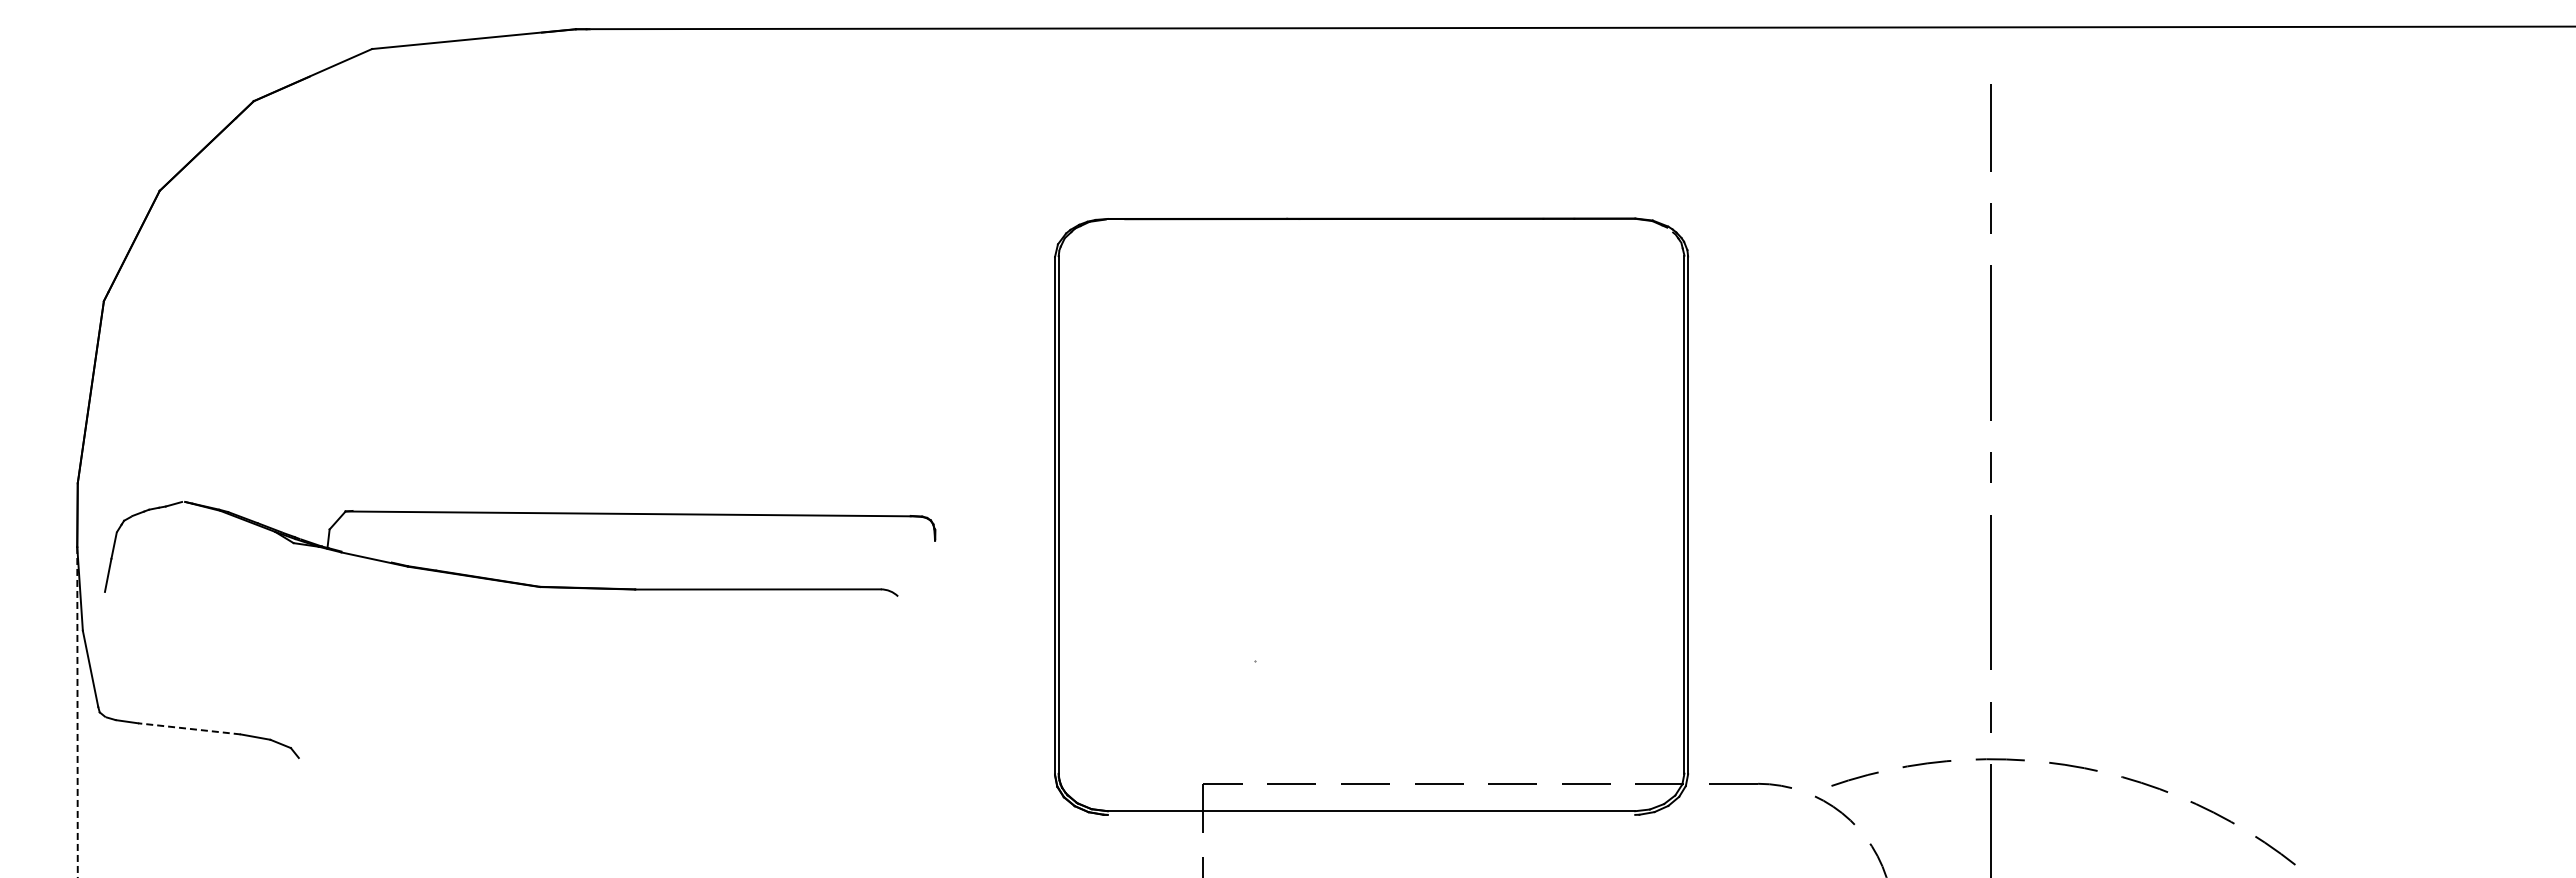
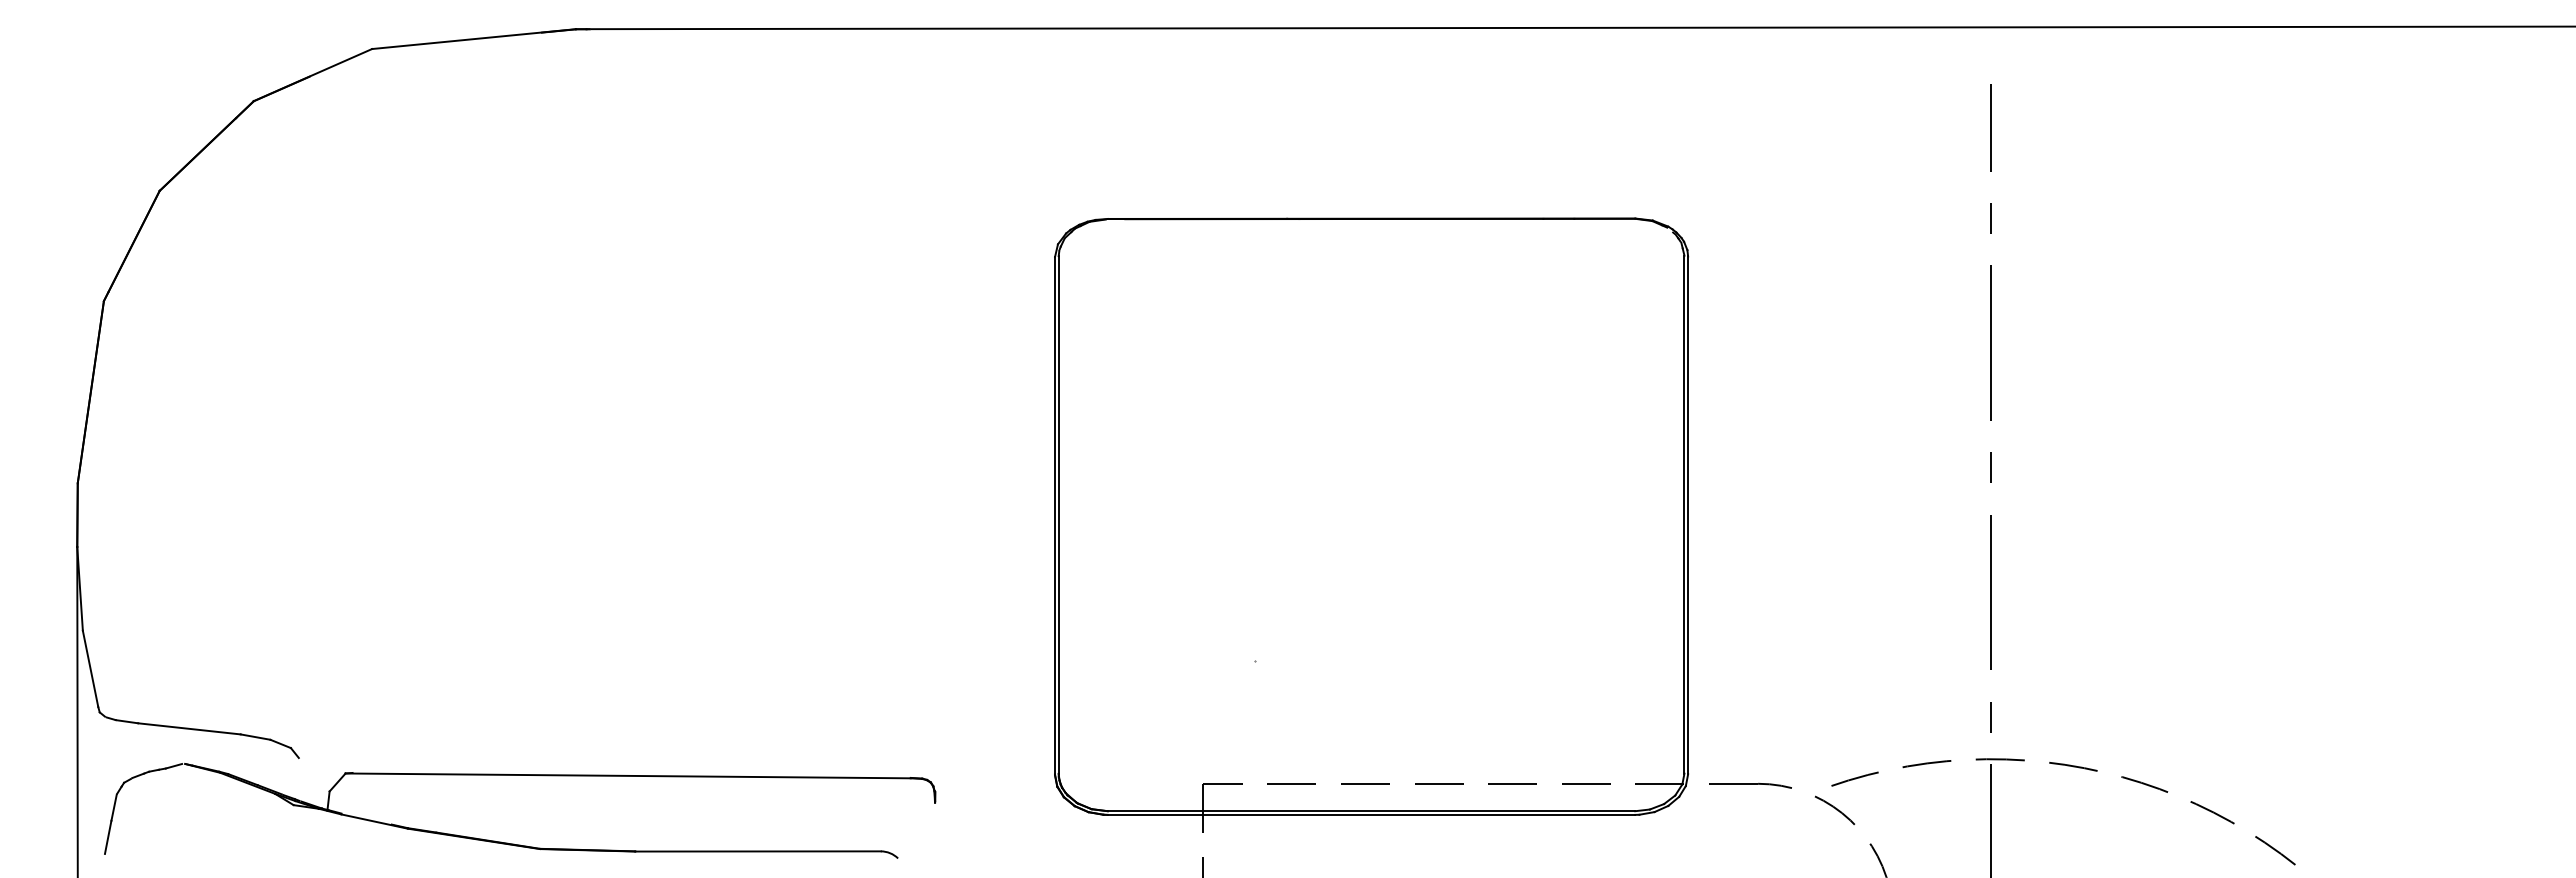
part position: (514, 581) -> (514, 843) (514, 843)
line: dashed -> solid (77, 712)
line: dashed -> solid (189, 728)
line: none -> present (1371, 814)
